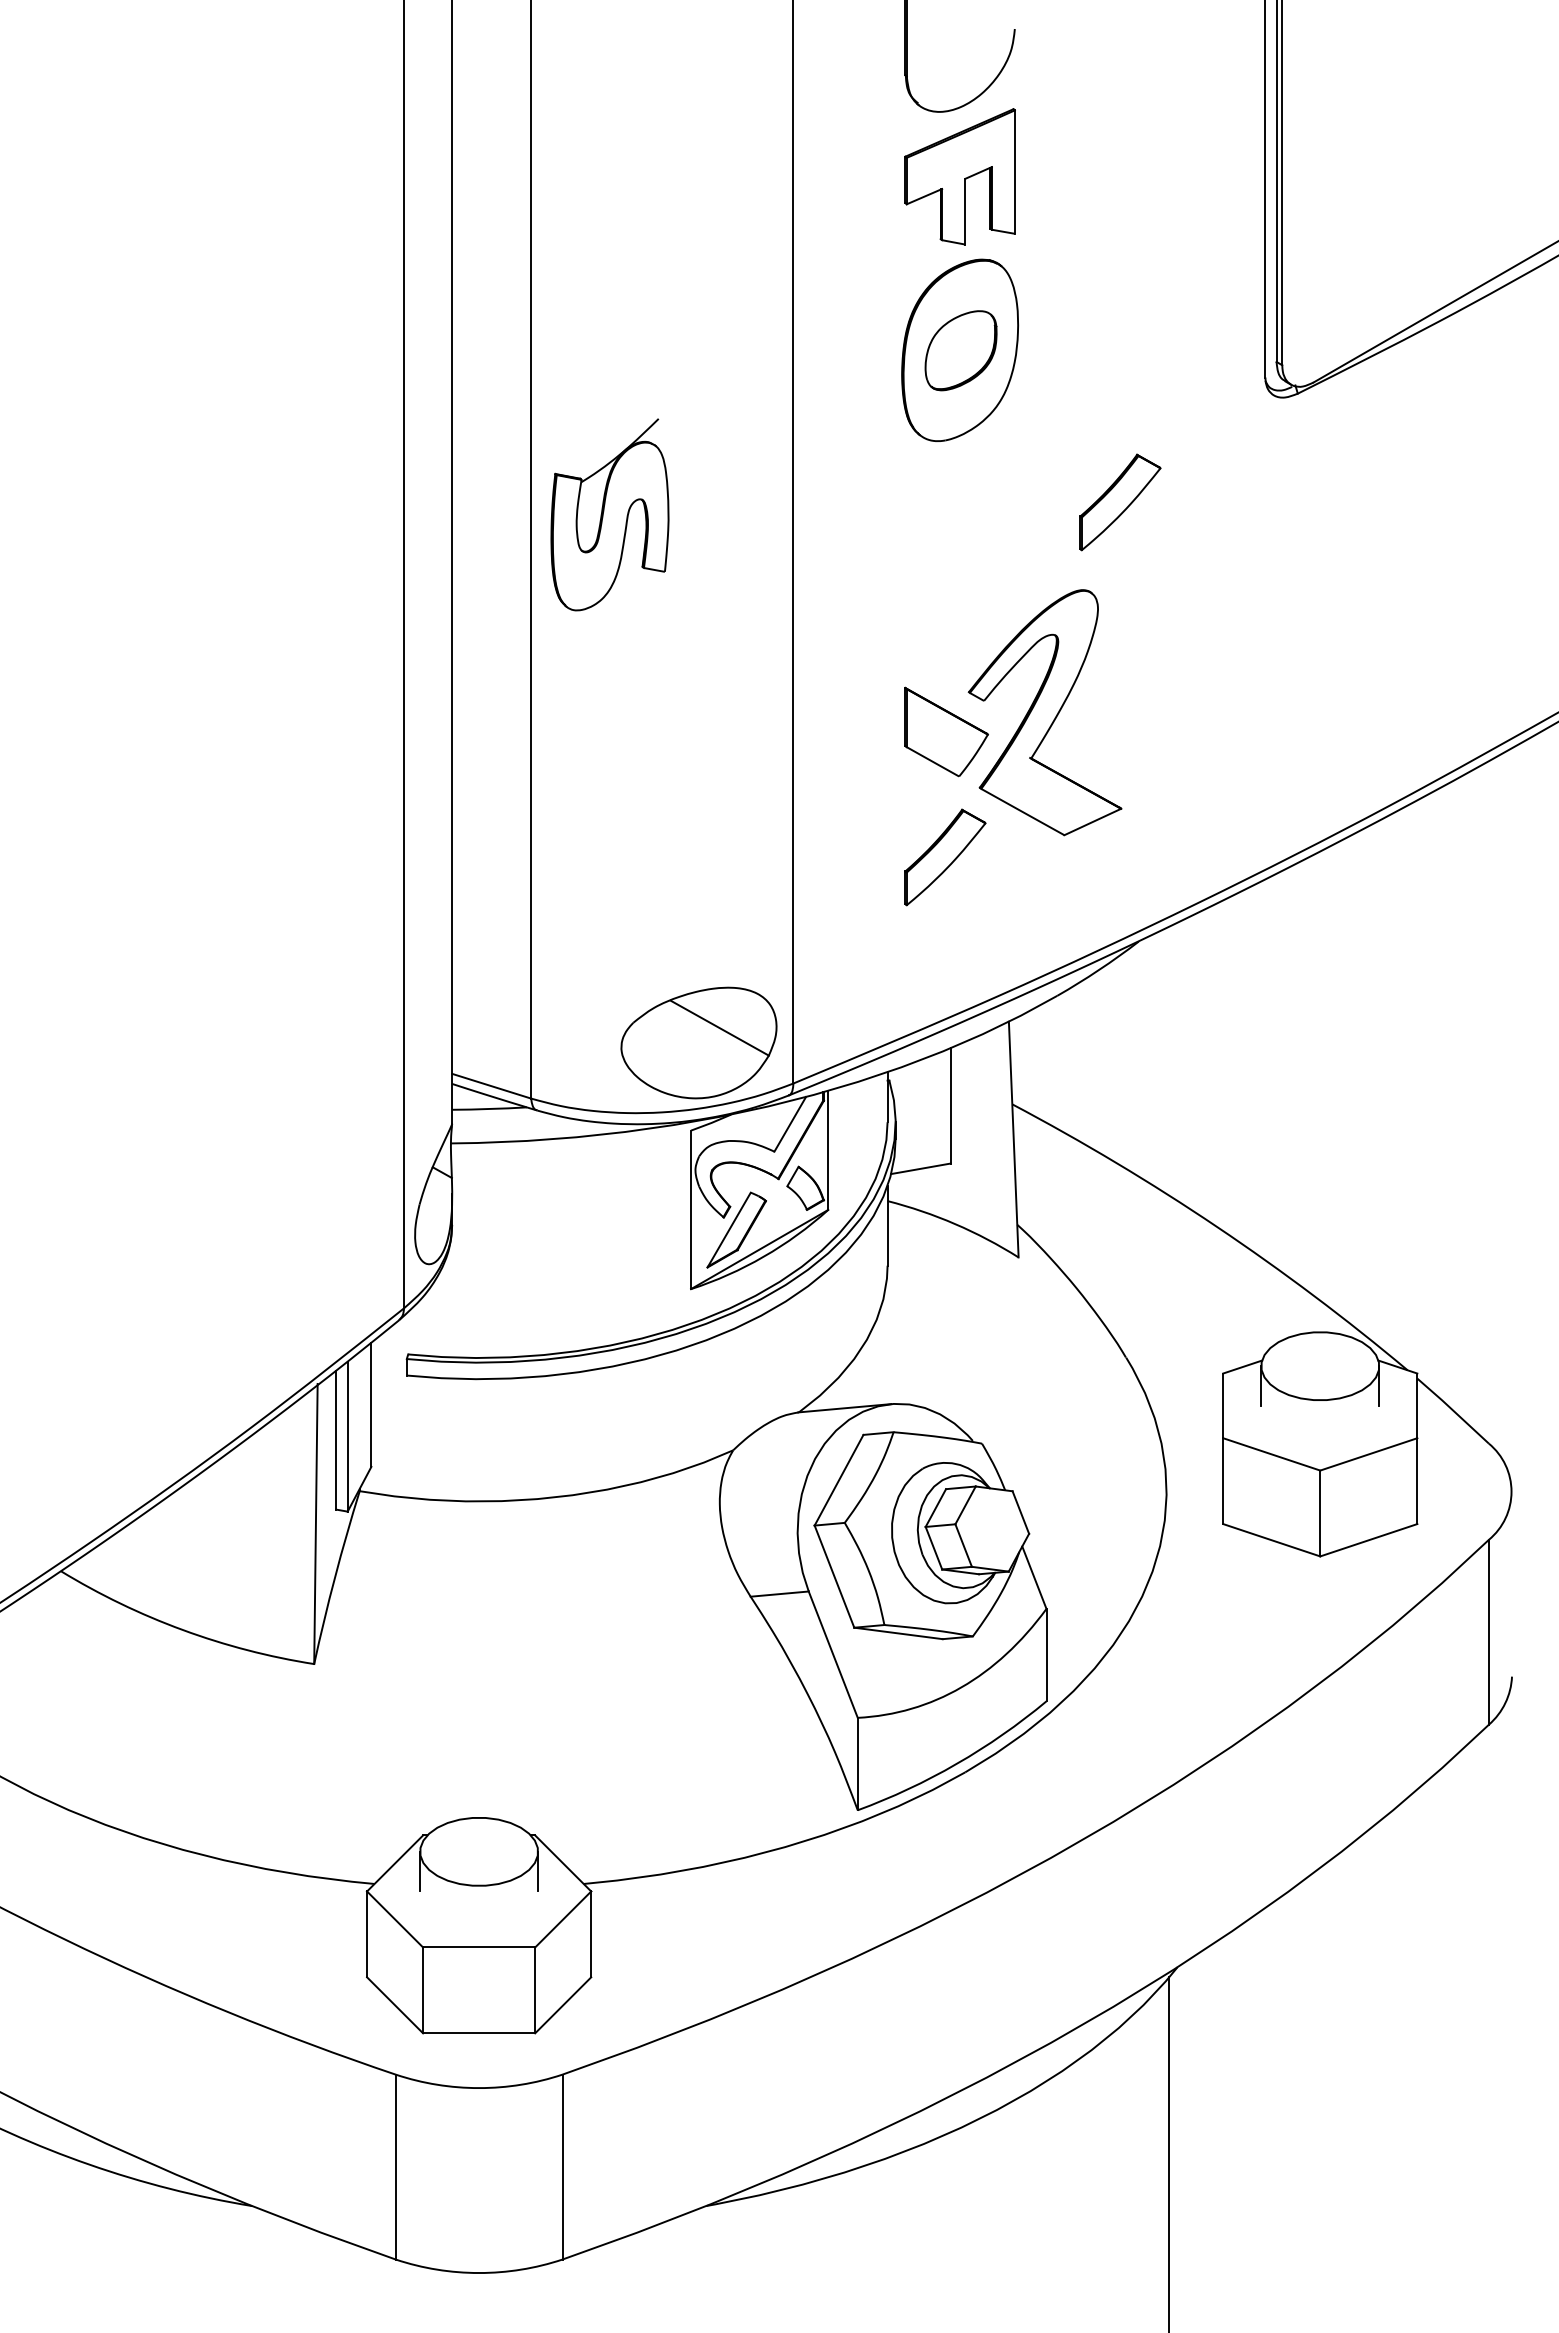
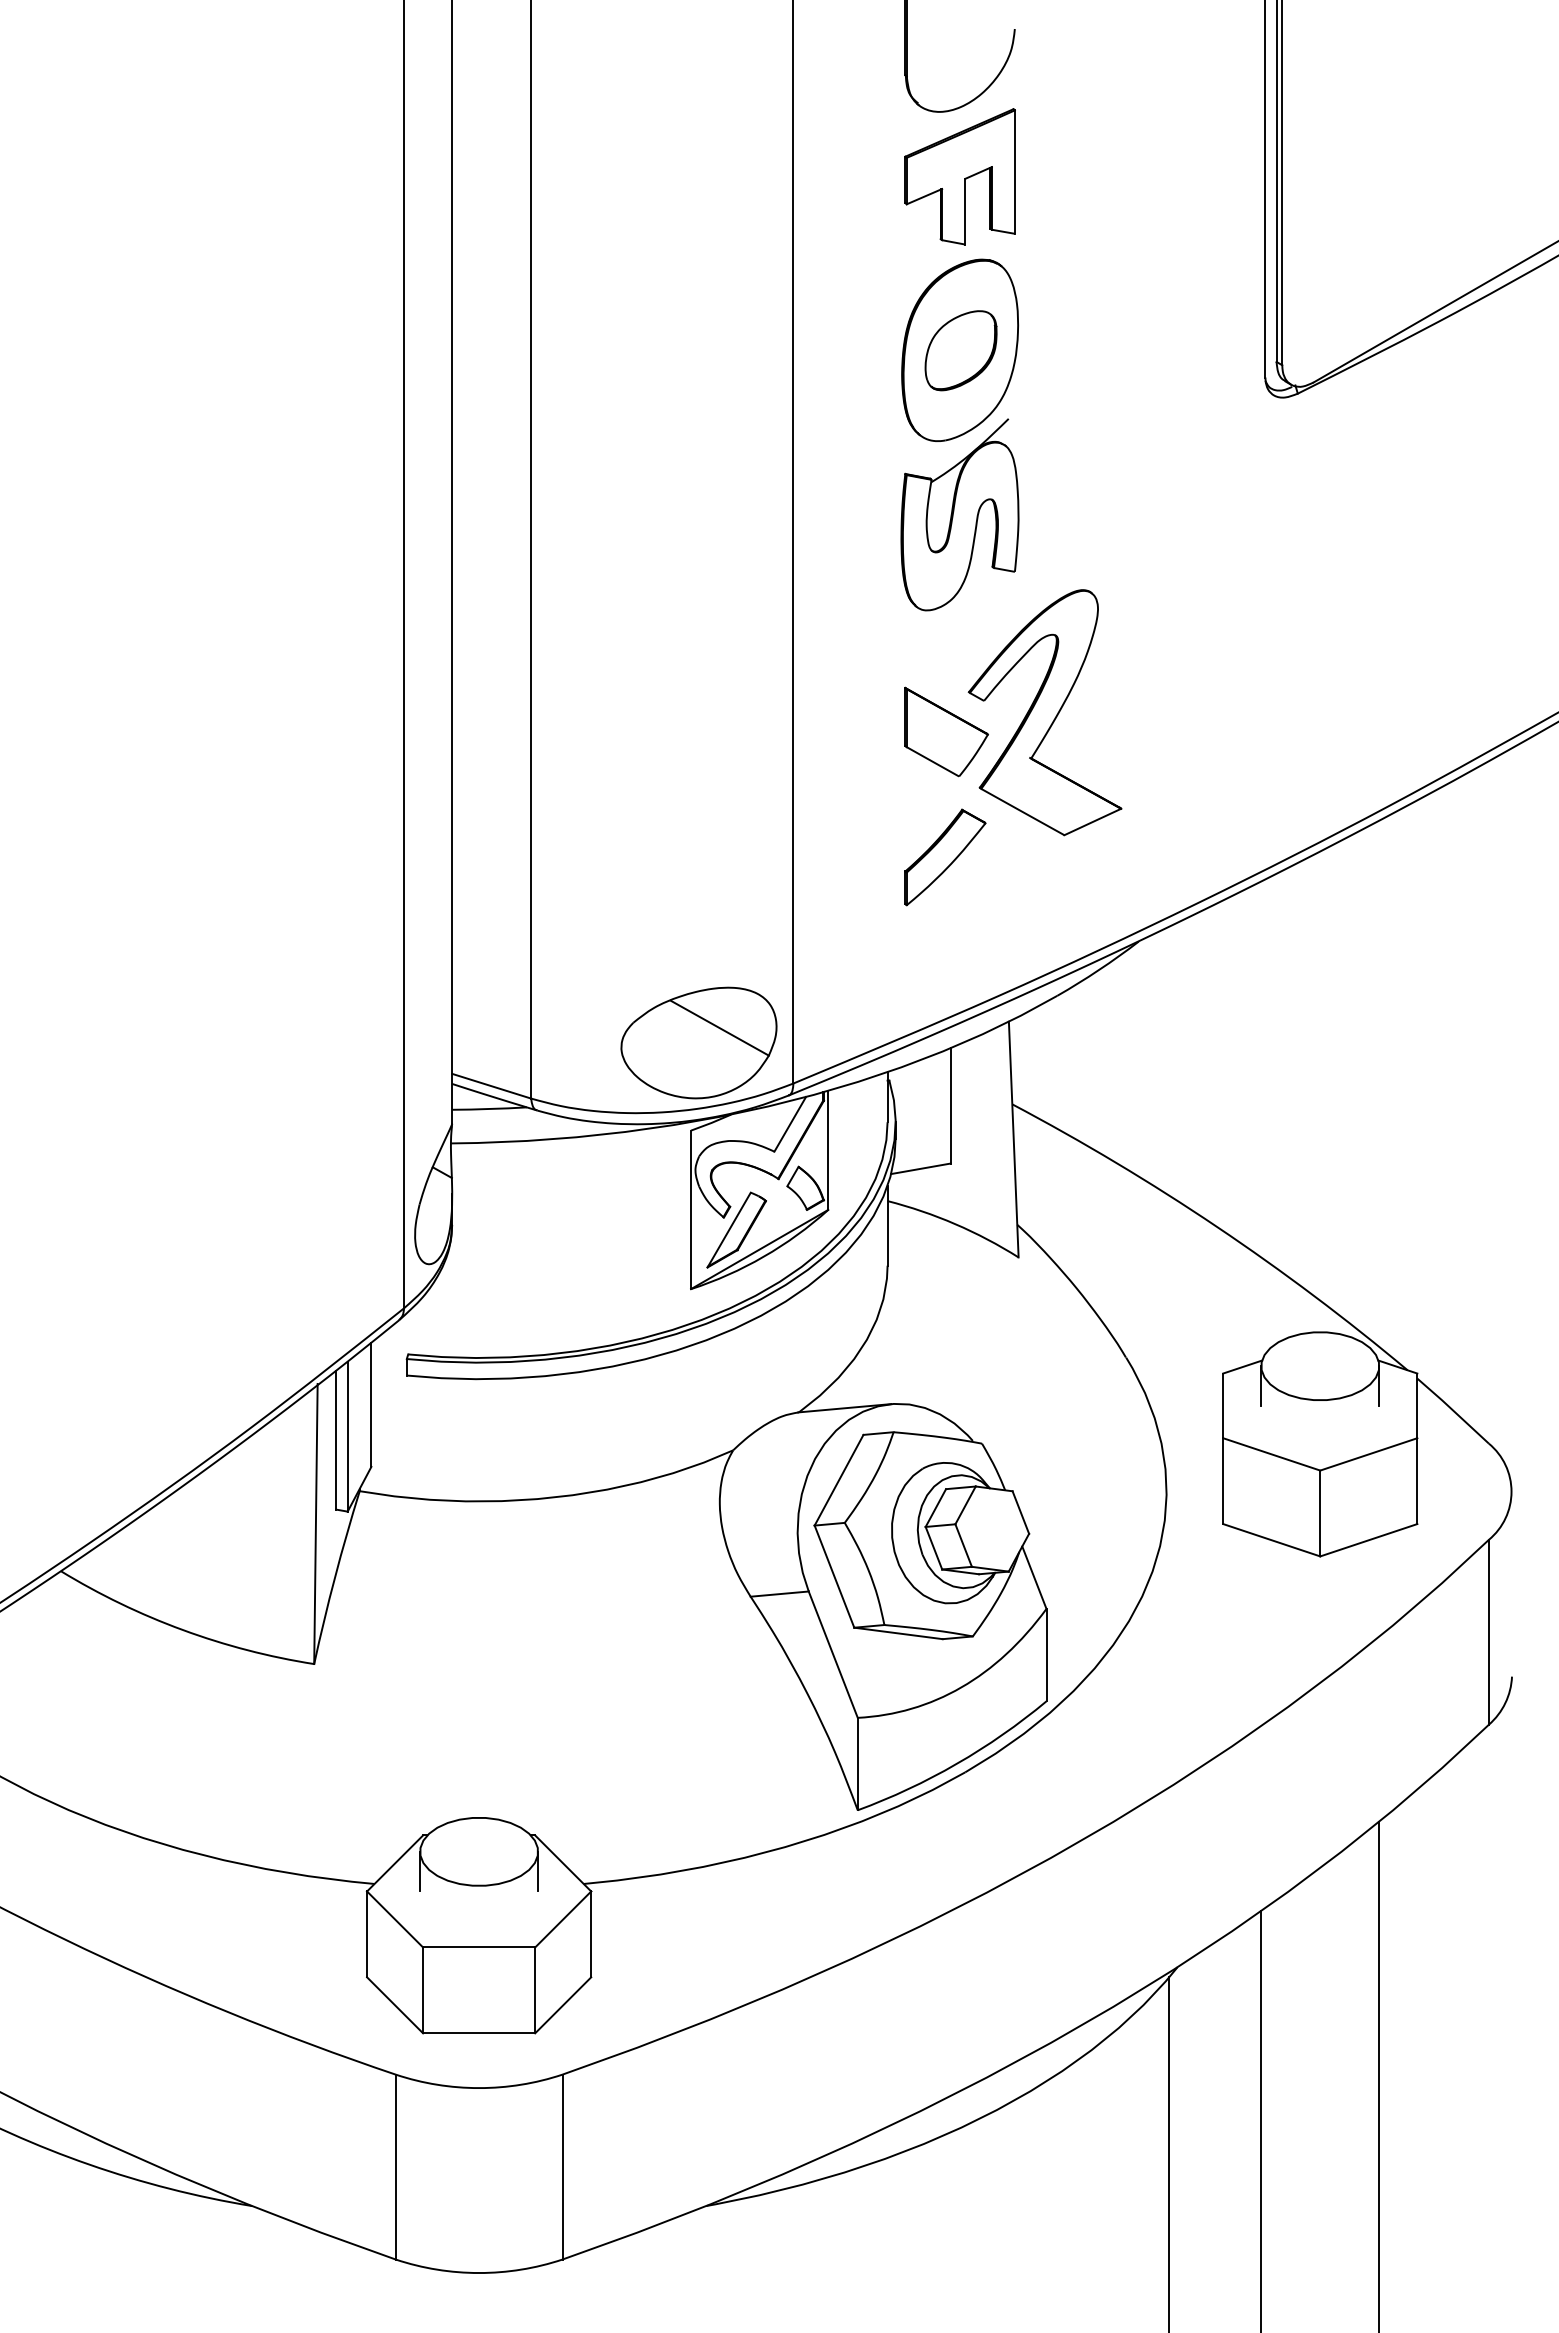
part: present -> none (1120, 502)
part position: (609, 514) -> (959, 514) (959, 514)
line: none -> present (1379, 2075)
line: none -> present (1261, 2120)
